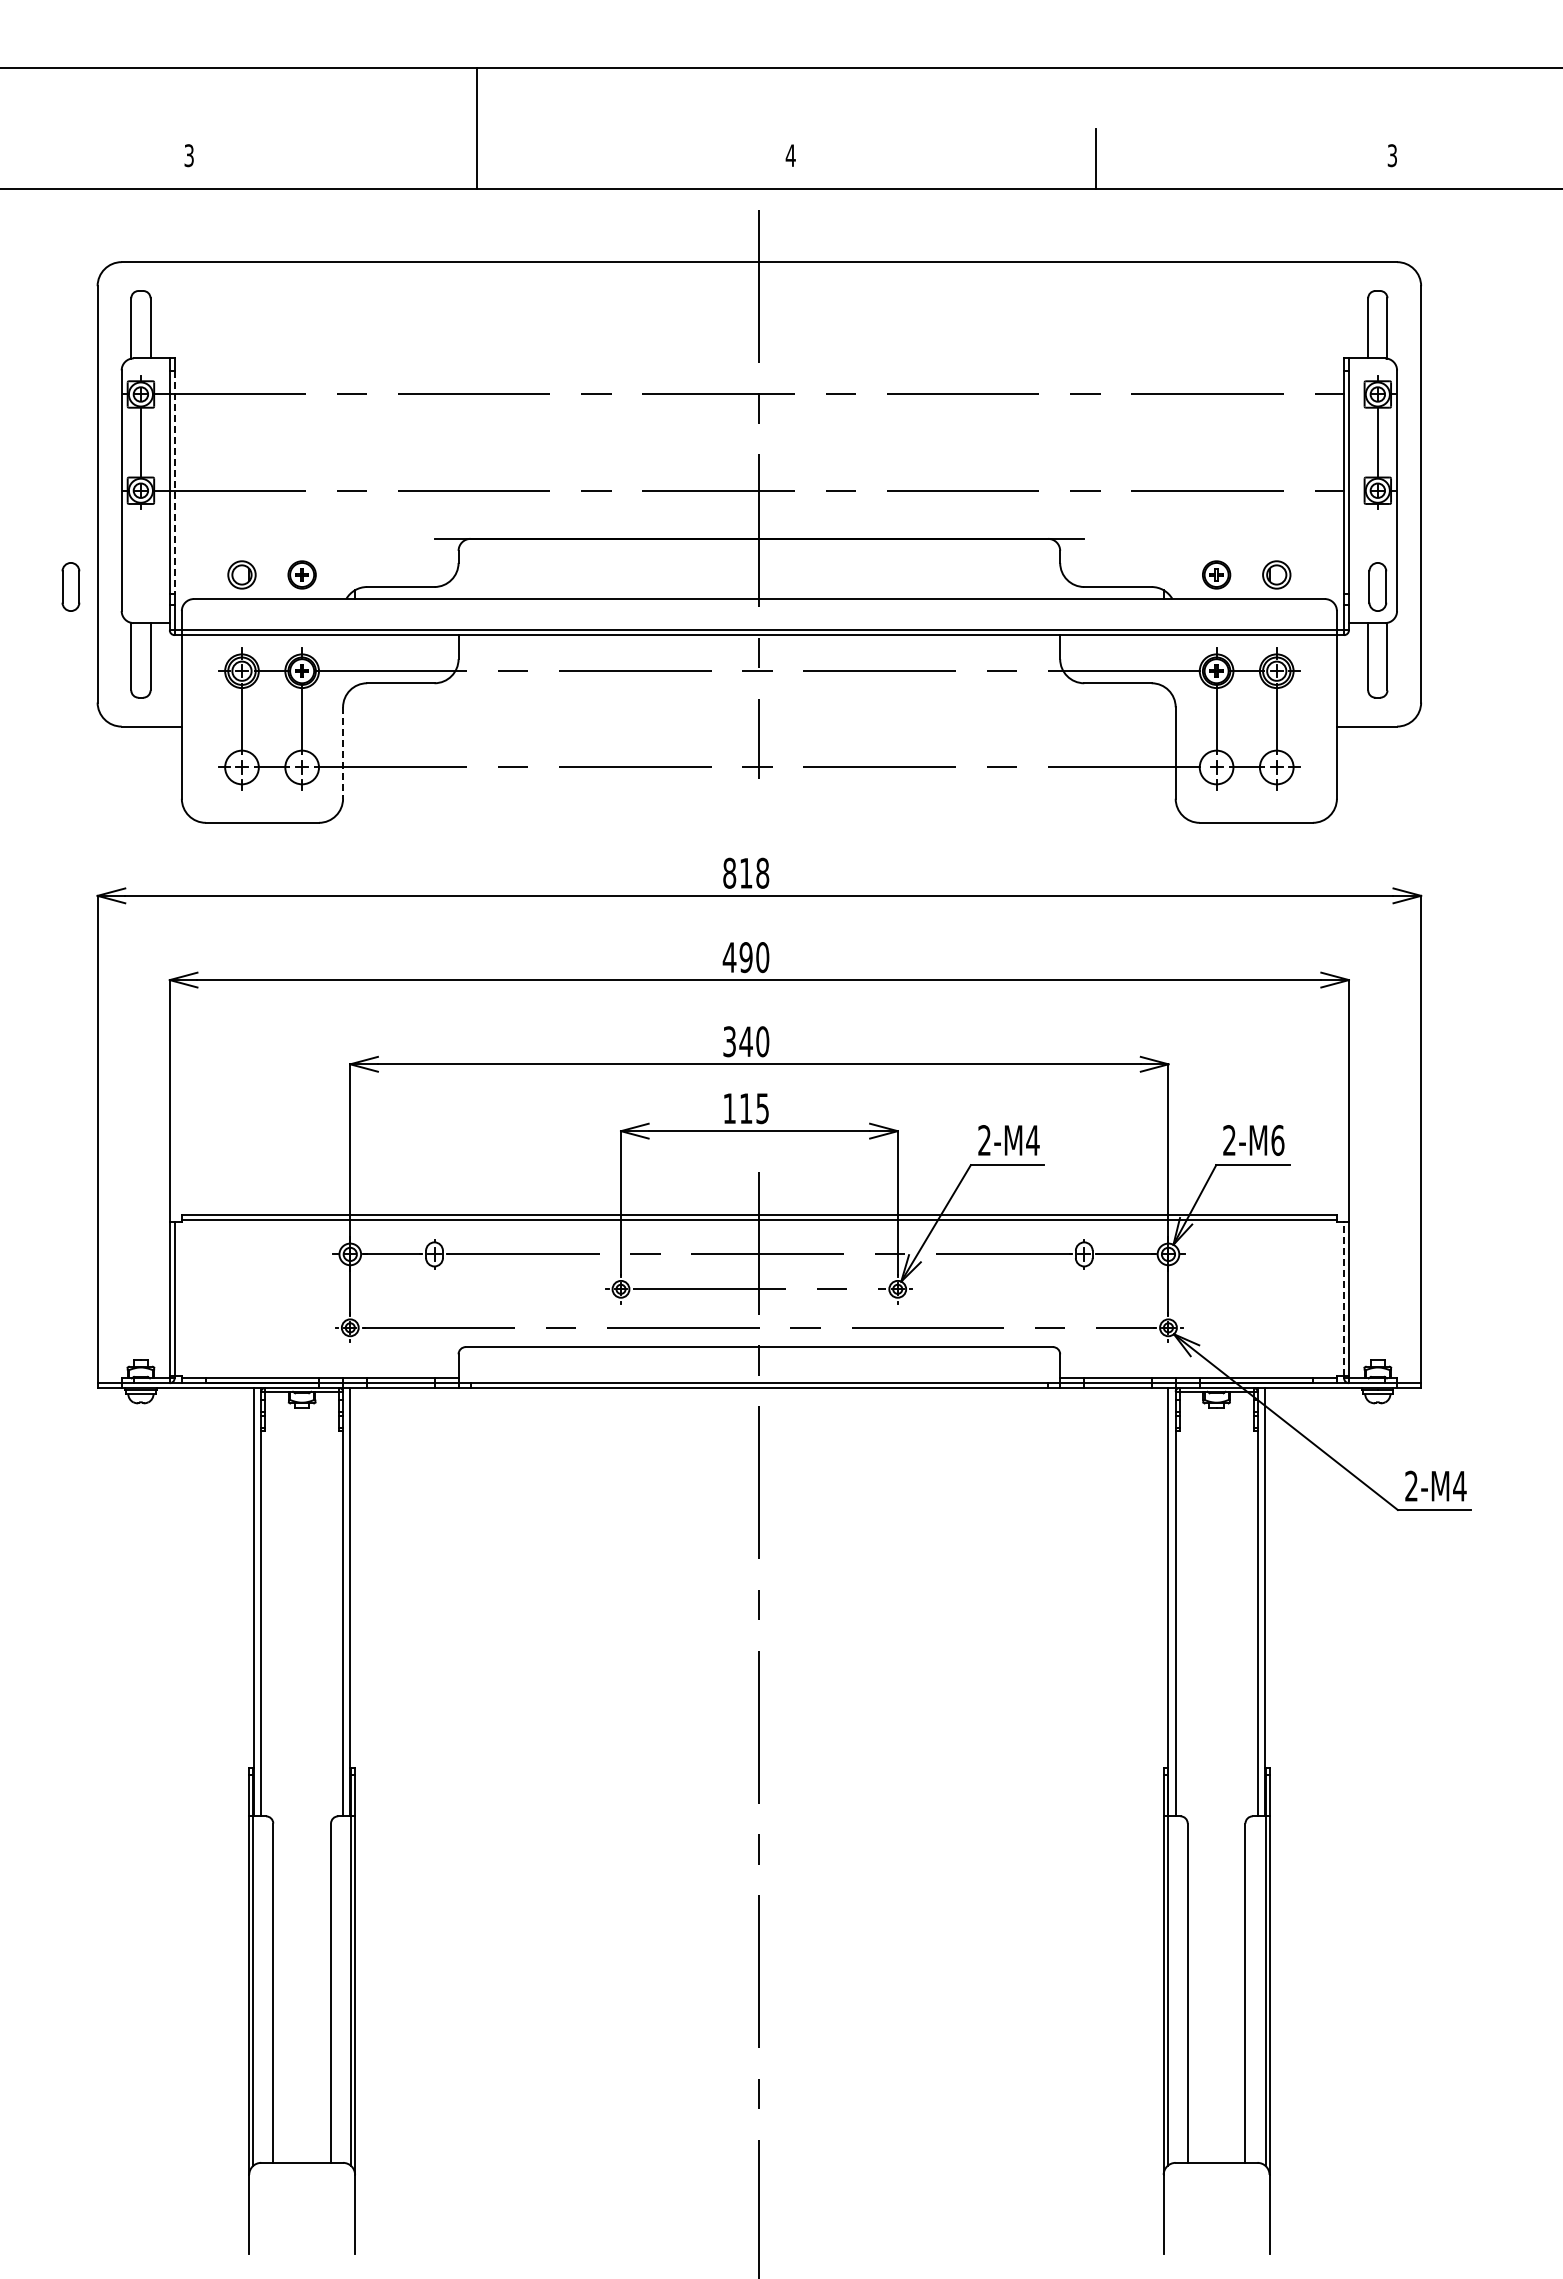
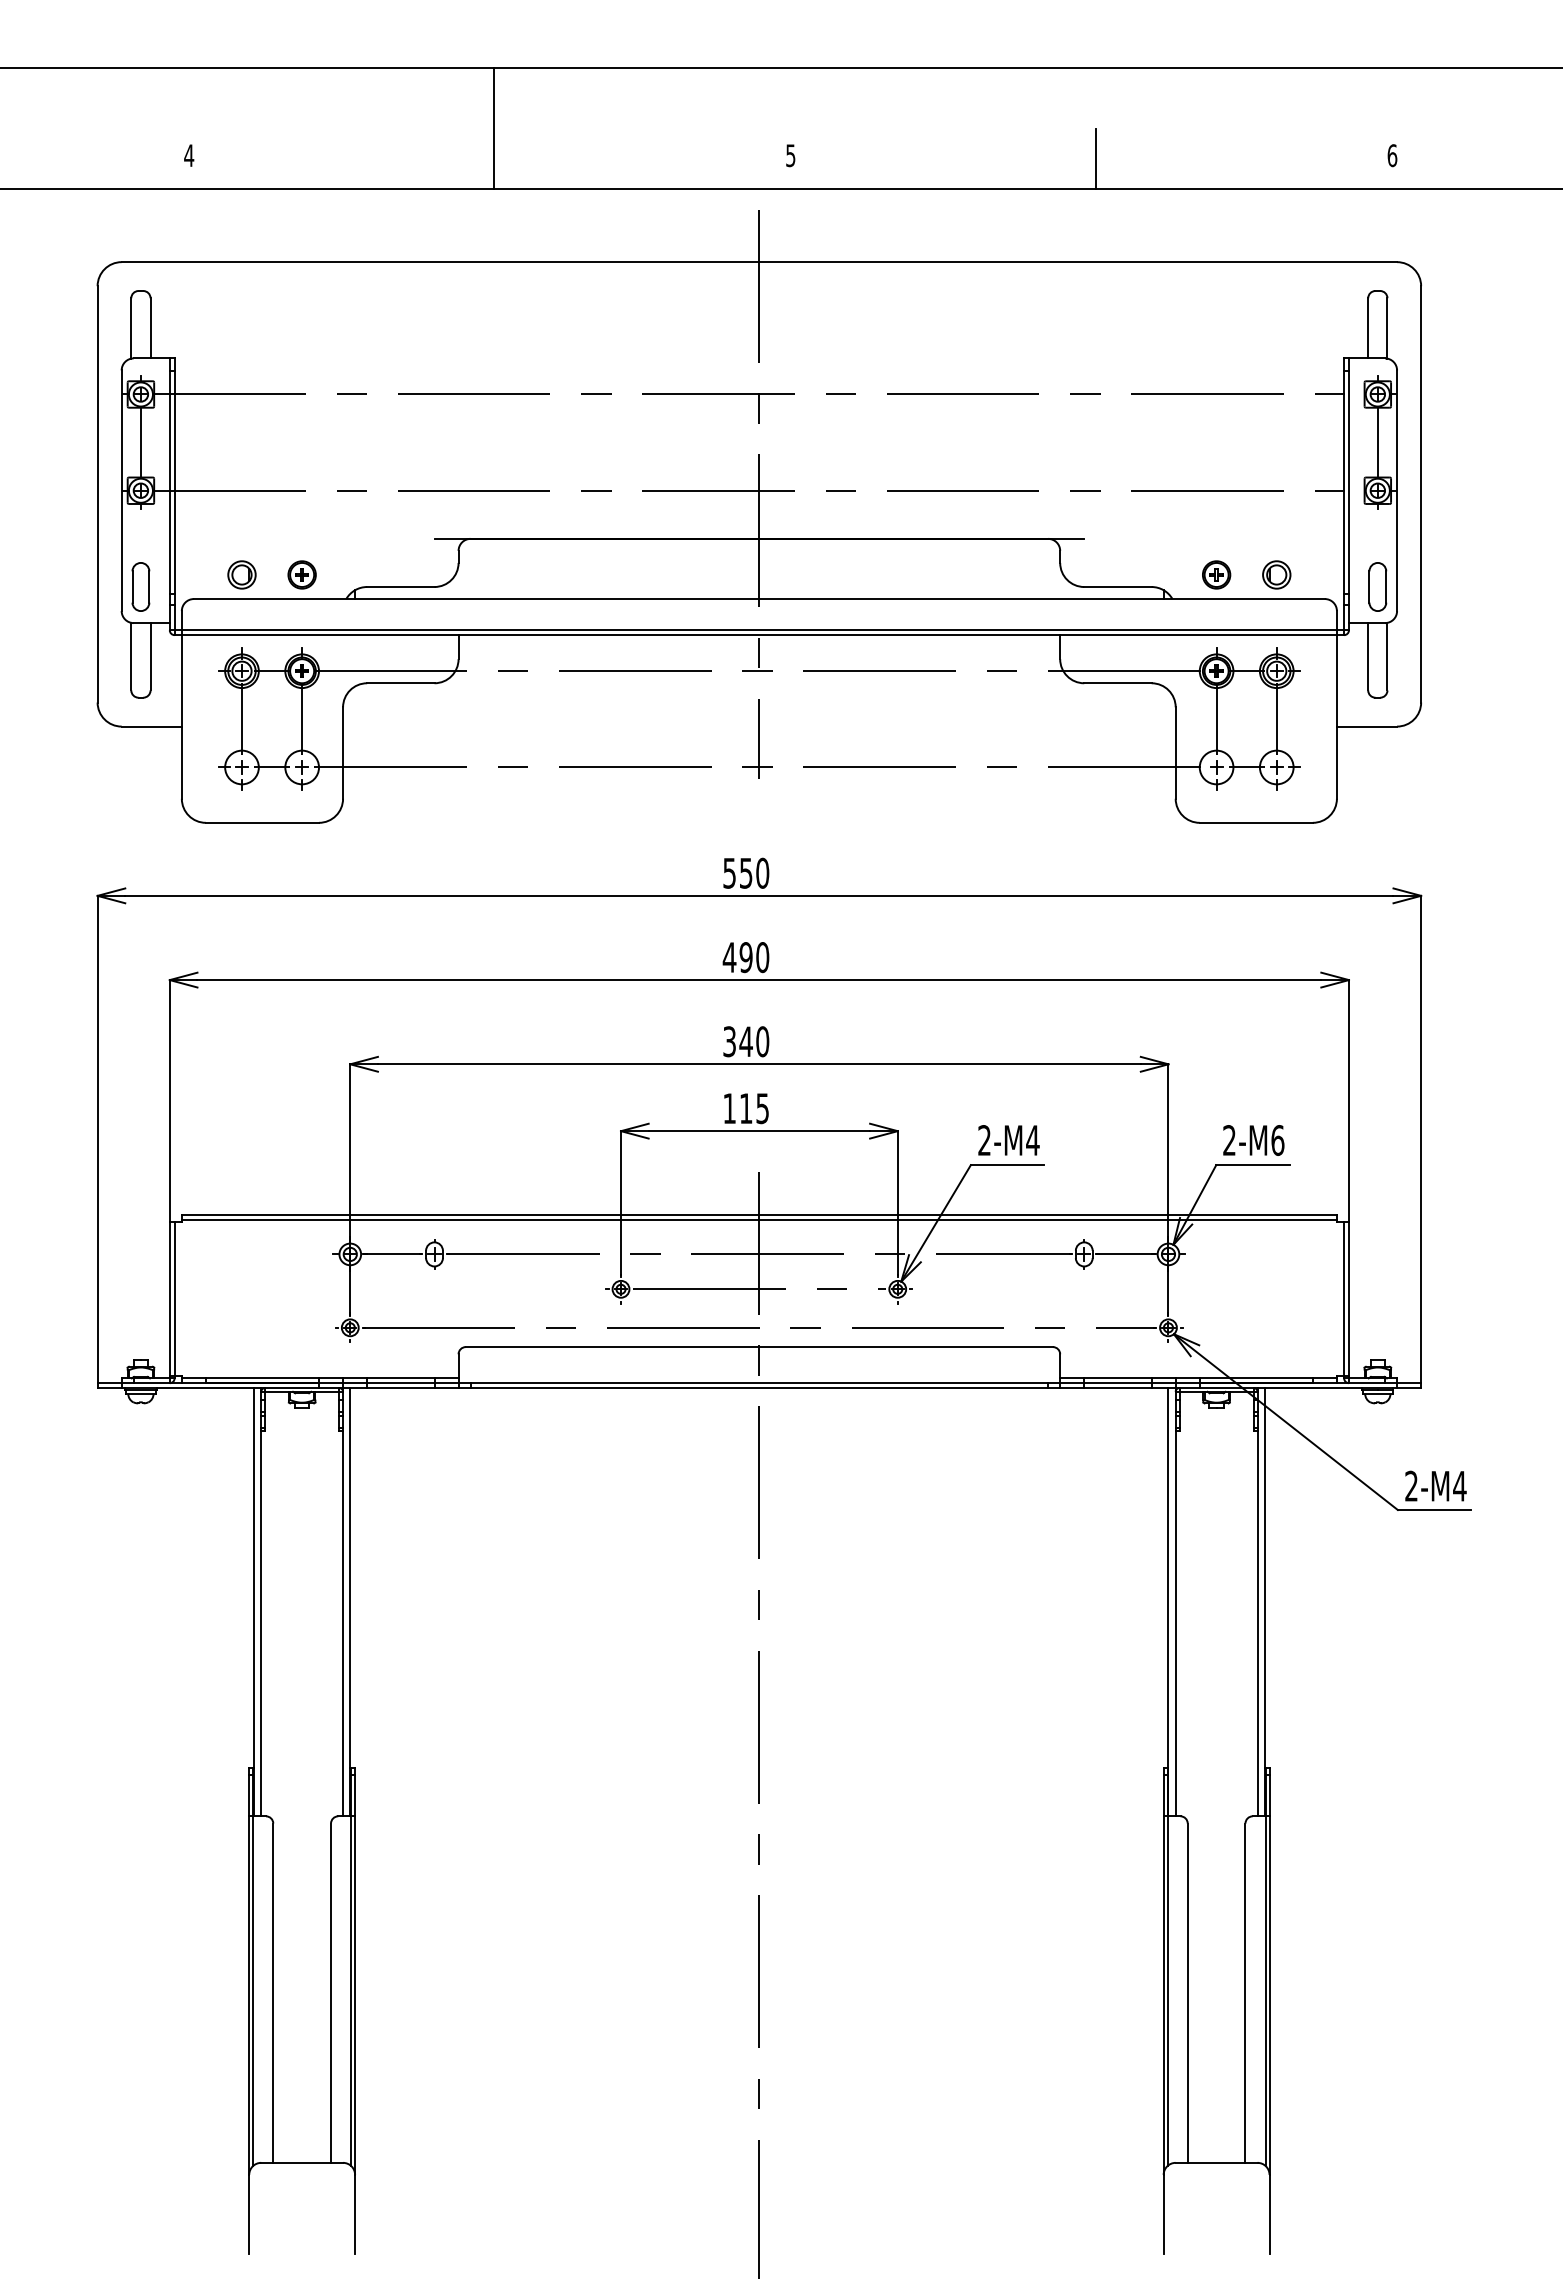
line position: (476, 128) -> (493, 128) (493, 128)
text: 3 -> 4 (189, 155)
text: 4 -> 5 (790, 155)
text: 3 -> 6 (1392, 155)
line: dashed -> solid (174, 483)
part position: (70, 586) -> (140, 586) (140, 586)
line: dashed -> solid (343, 753)
text: 818 -> 550 (746, 872)
line: dashed -> solid (1344, 1298)
